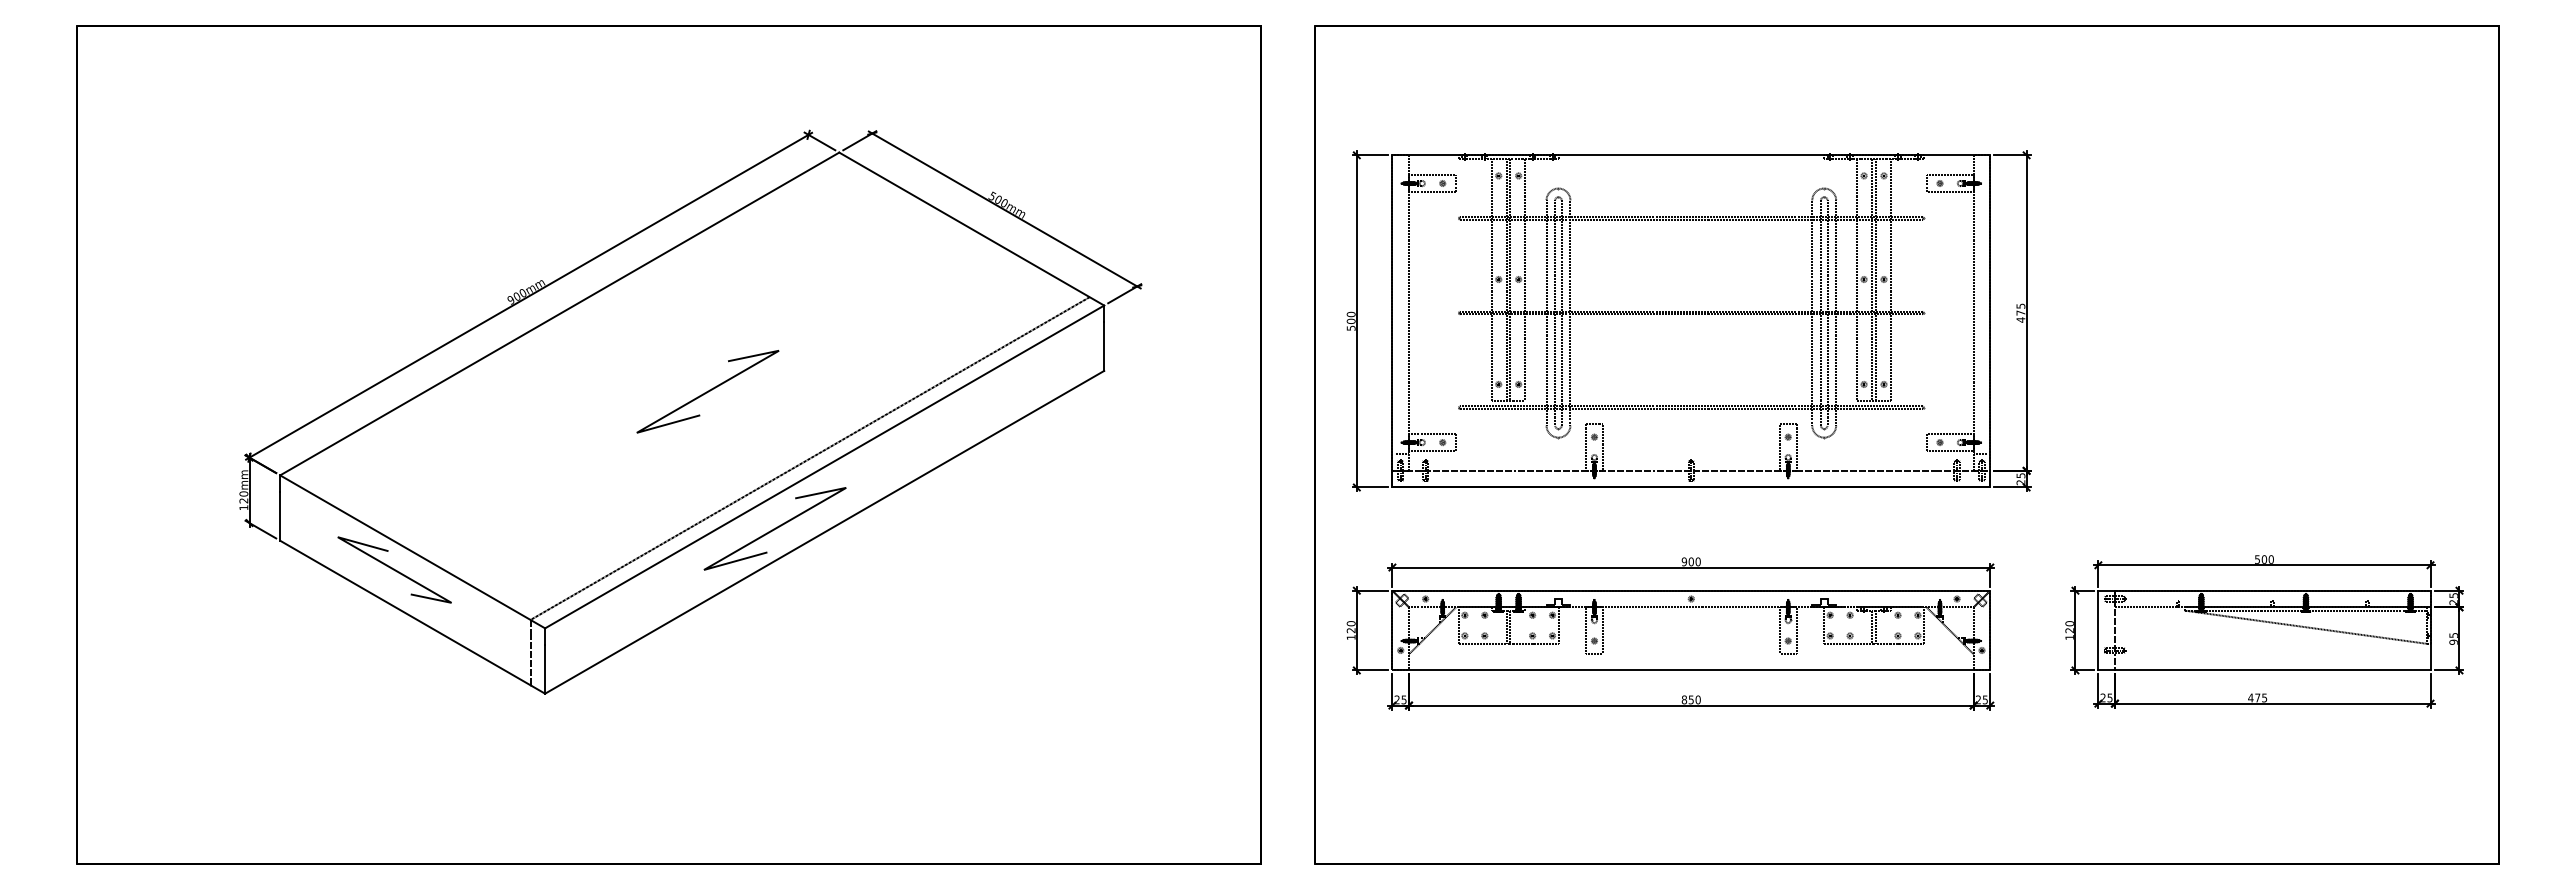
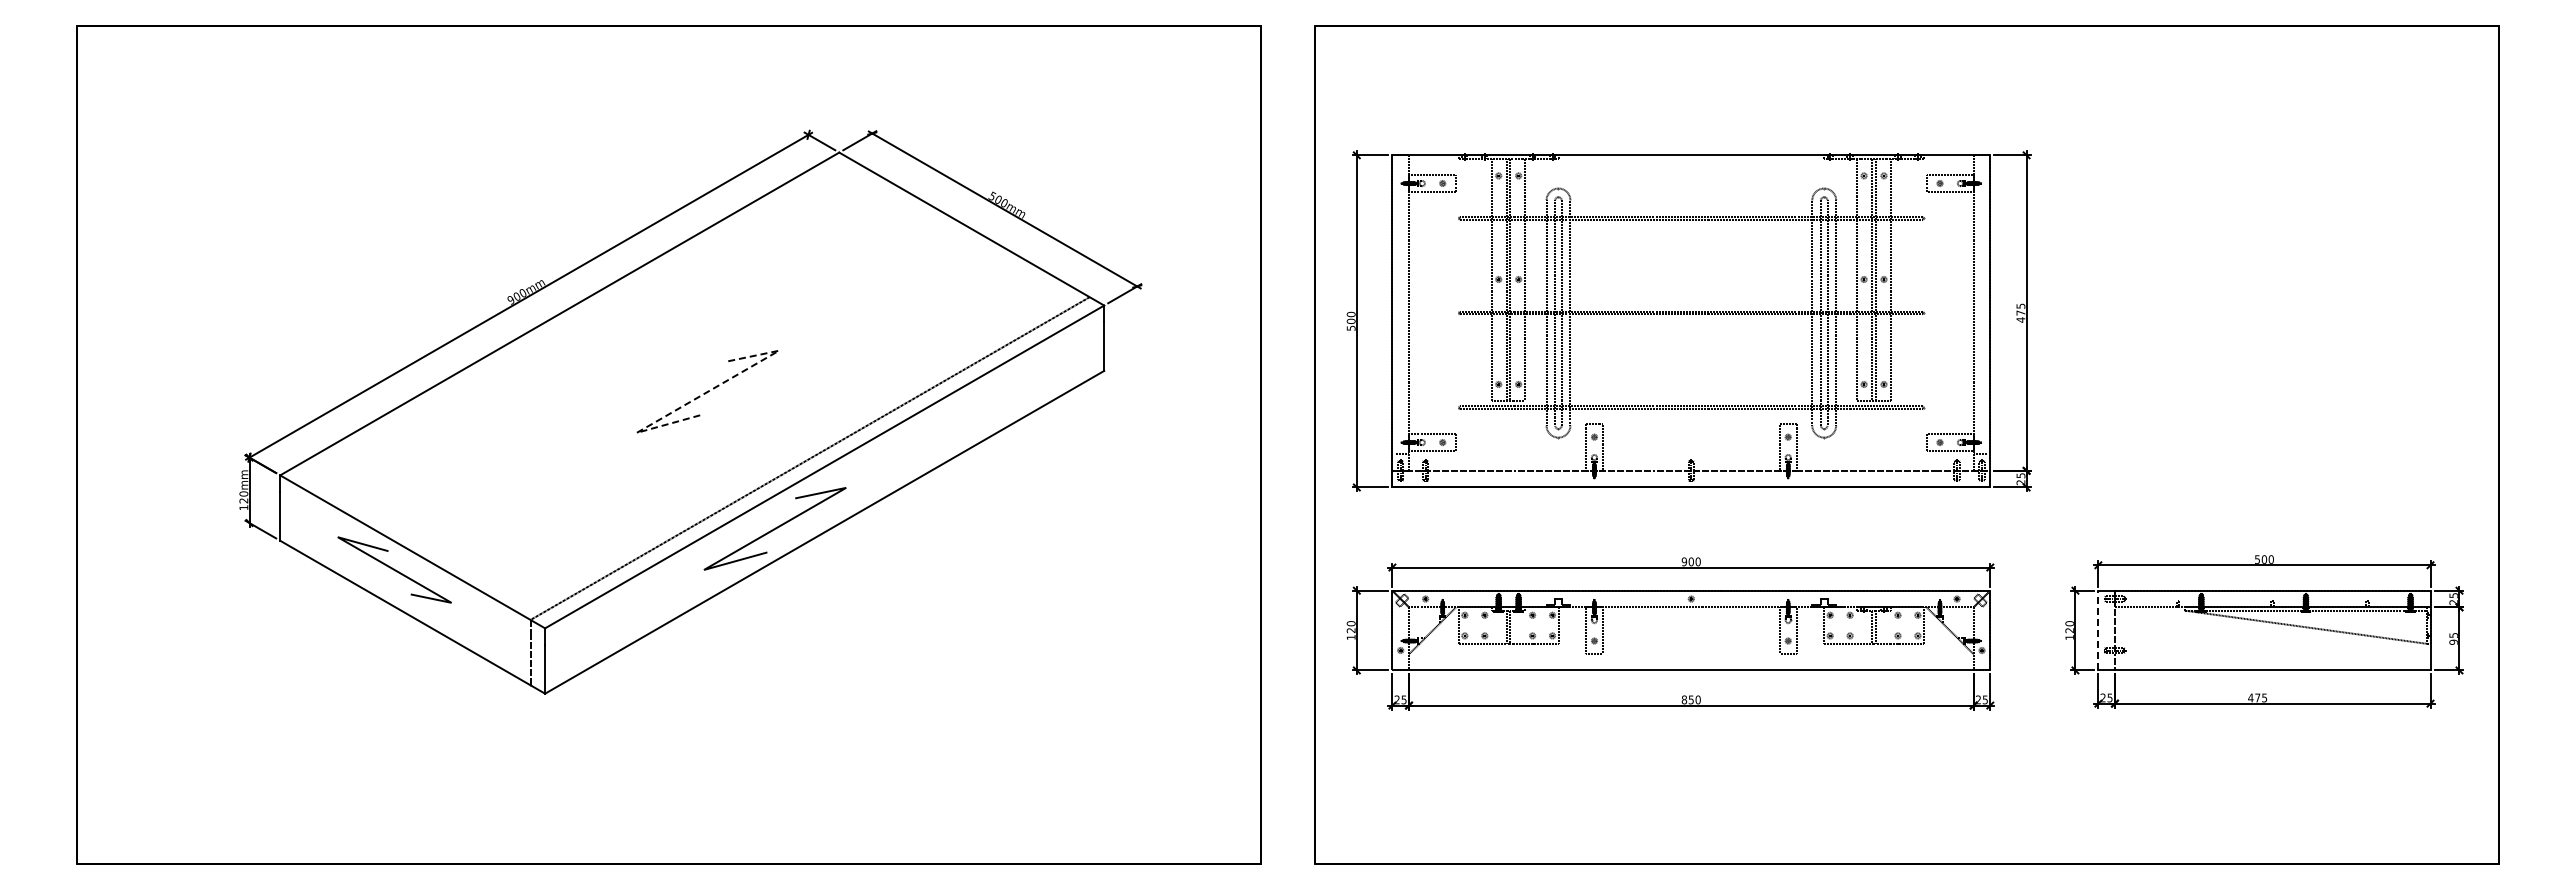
line: solid -> dashed (702, 395)
line: solid -> dashed (2098, 630)
